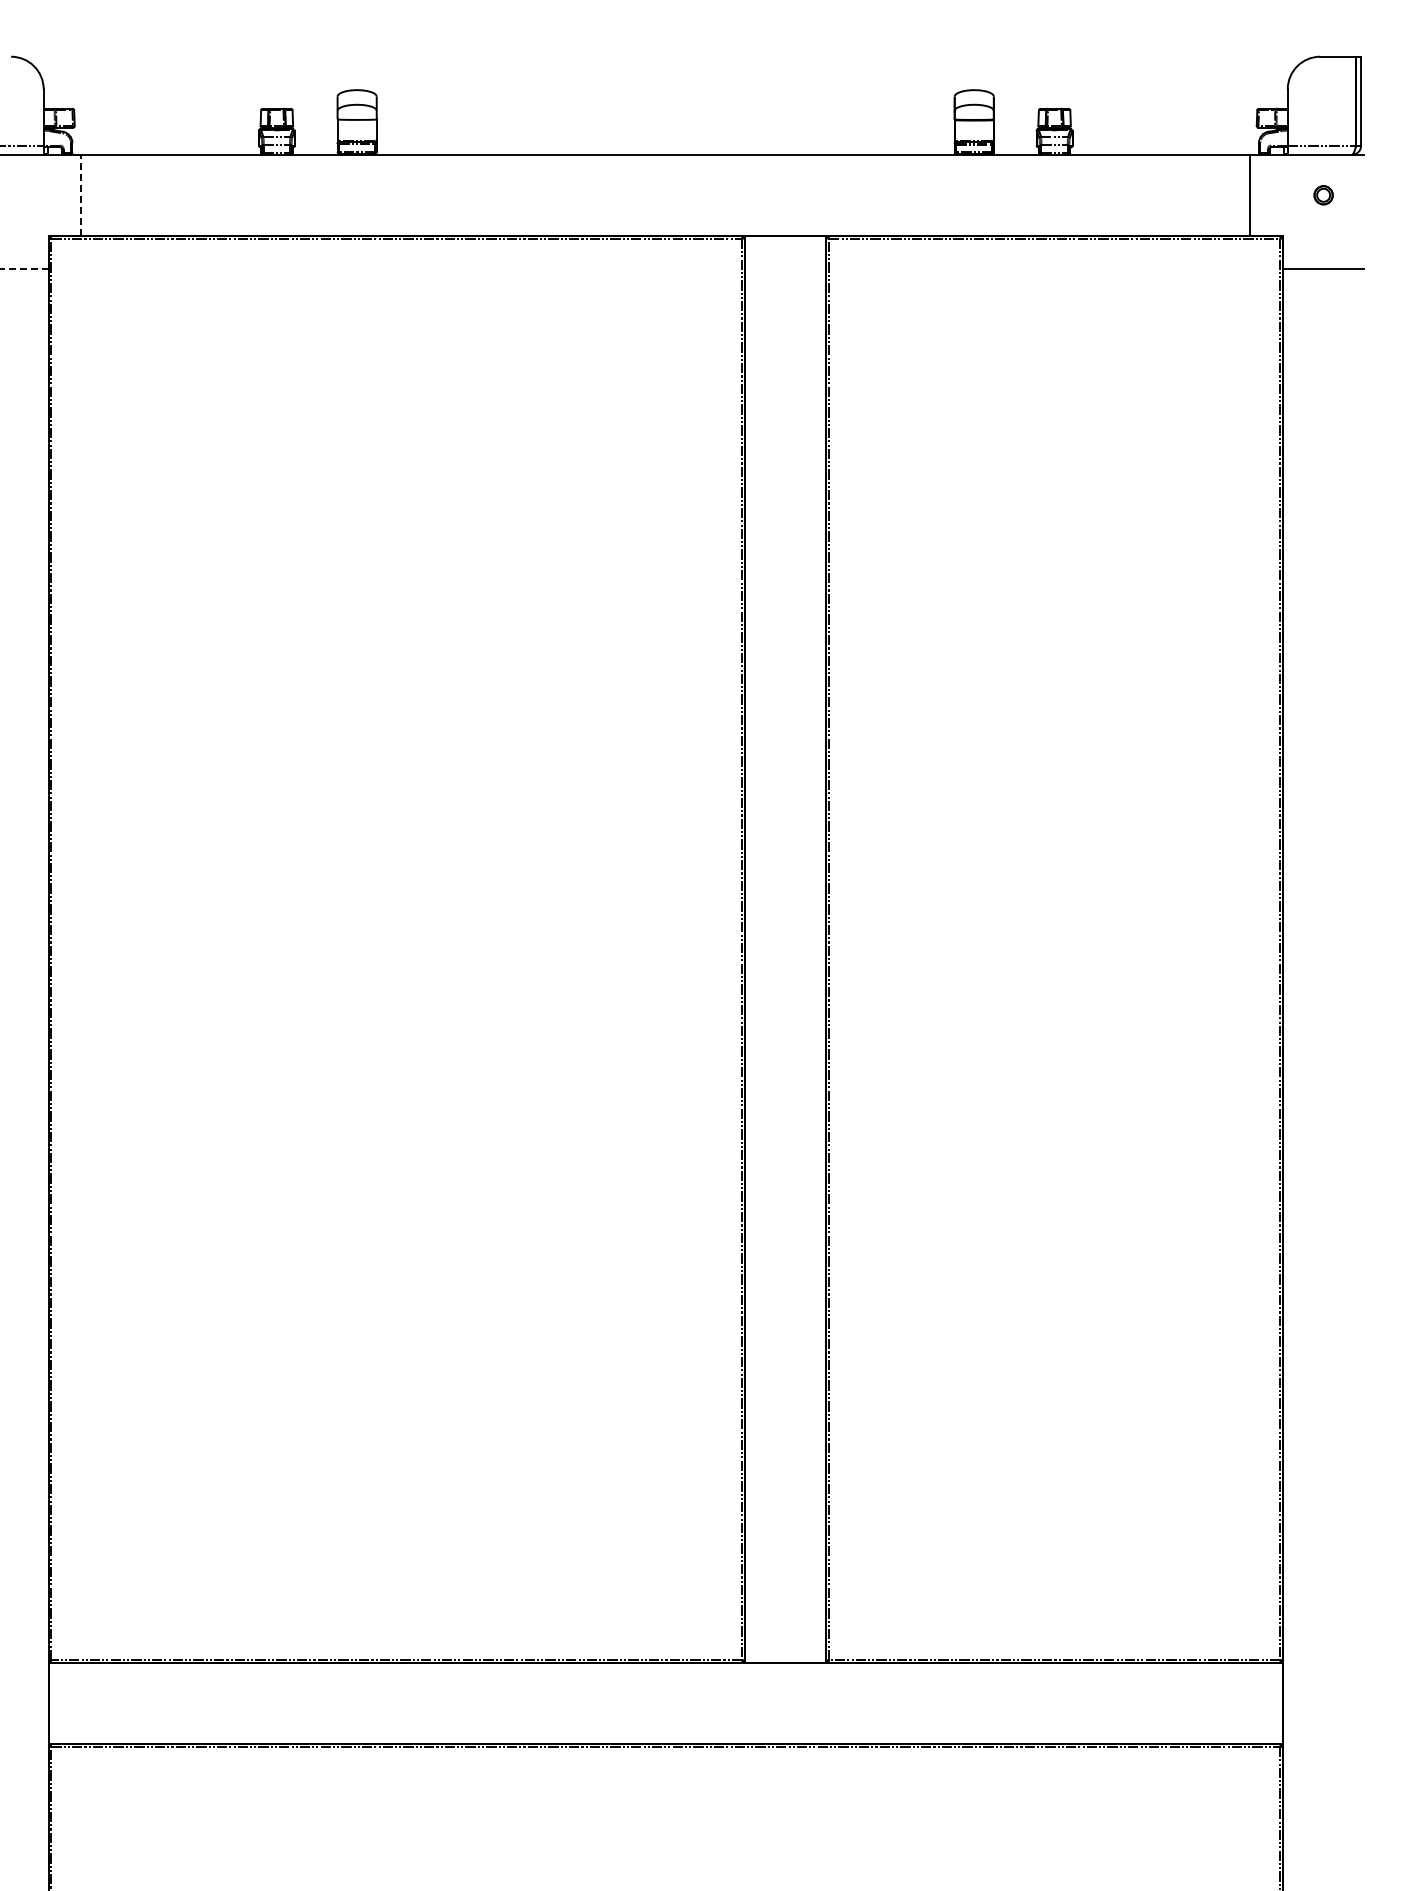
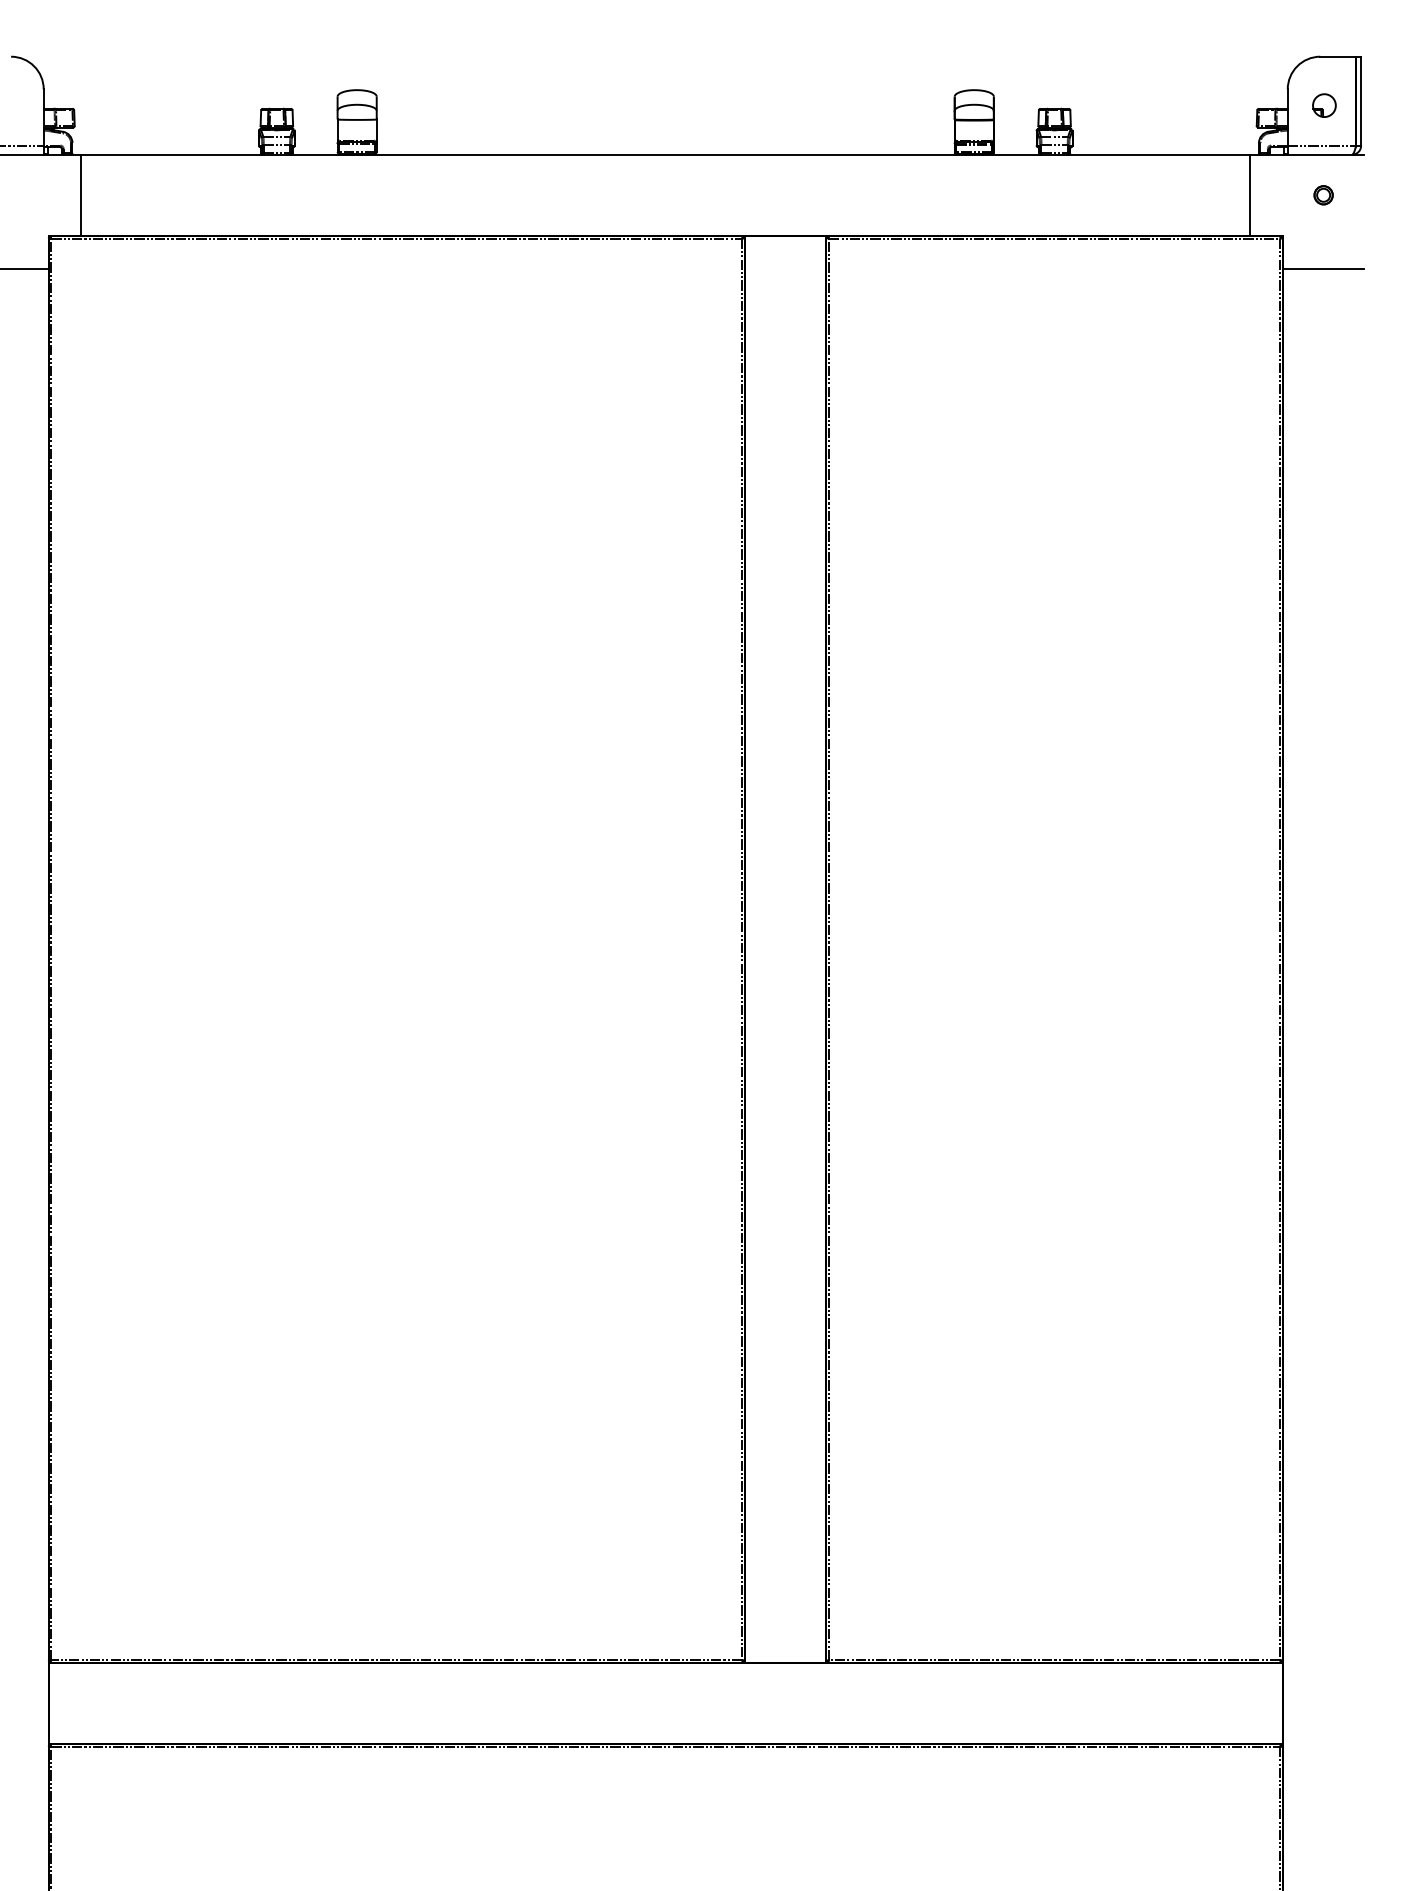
part: none -> present (1324, 105)
line: dashed -> solid (81, 195)
line: dashed -> solid (24, 268)
